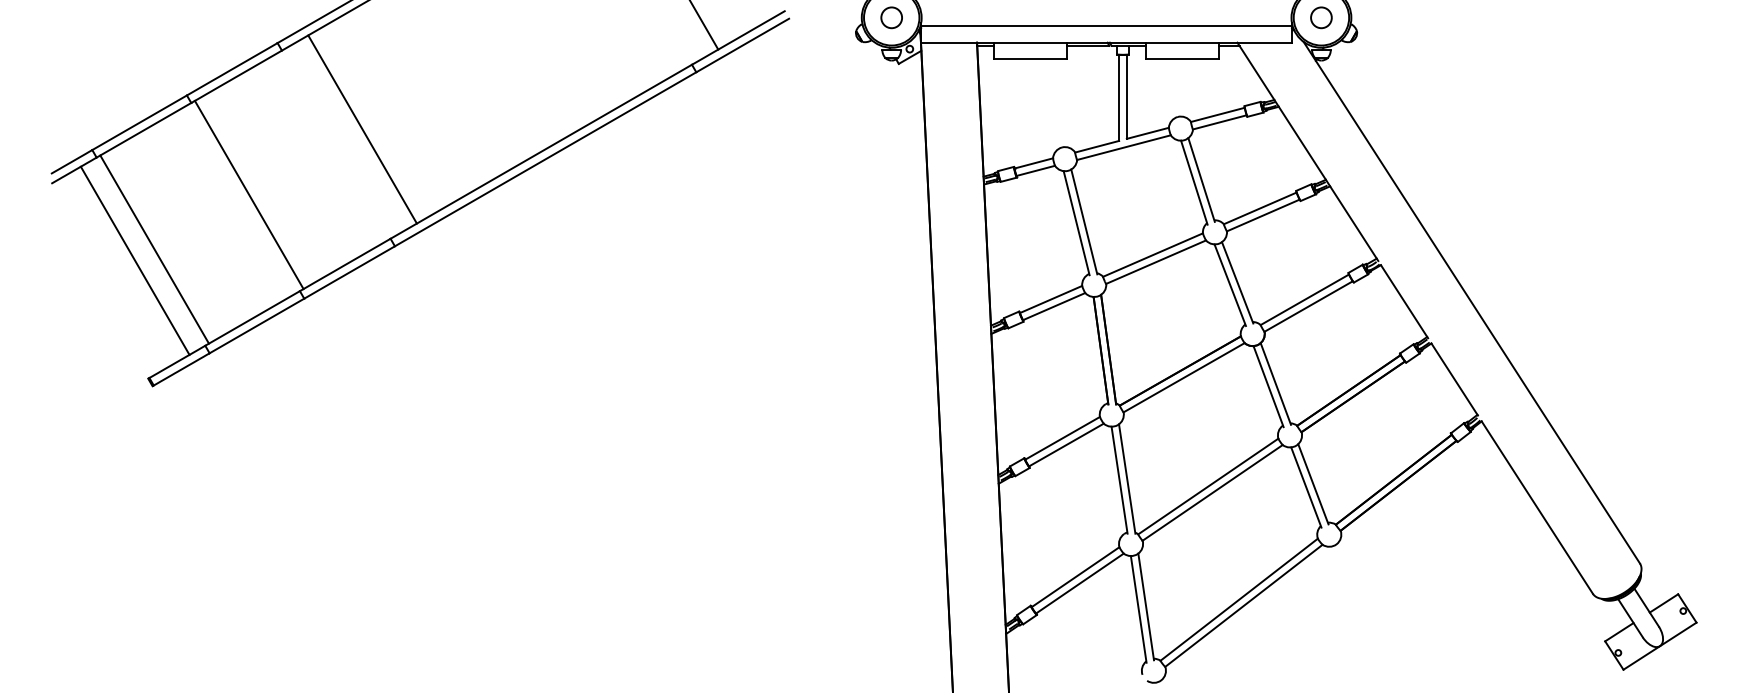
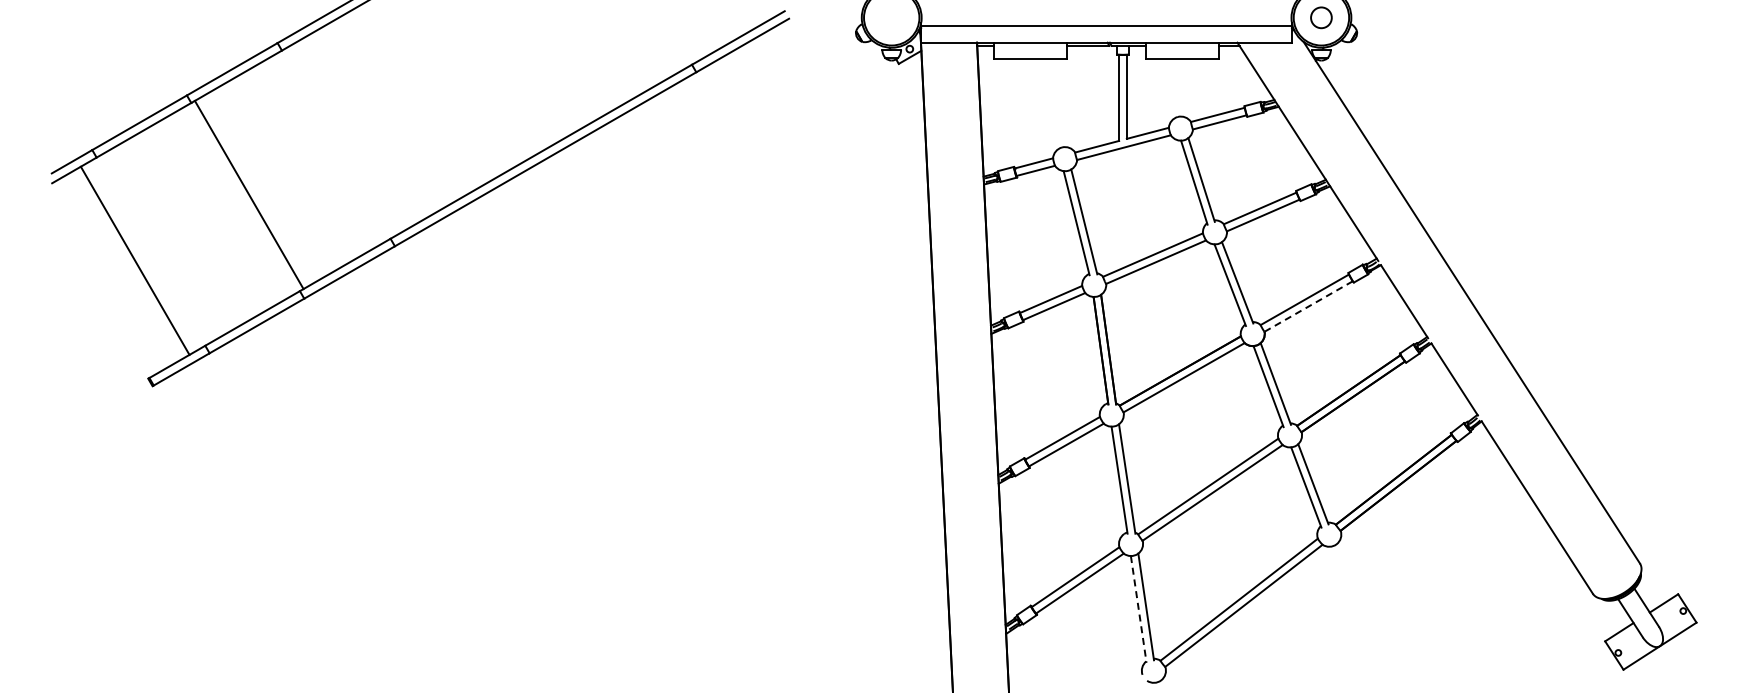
circle: present -> none (891, 17)
line: present -> none (704, 25)
line: present -> none (362, 129)
line: present -> none (154, 249)
line: solid -> dashed (1308, 306)
line: solid -> dashed (1138, 609)
